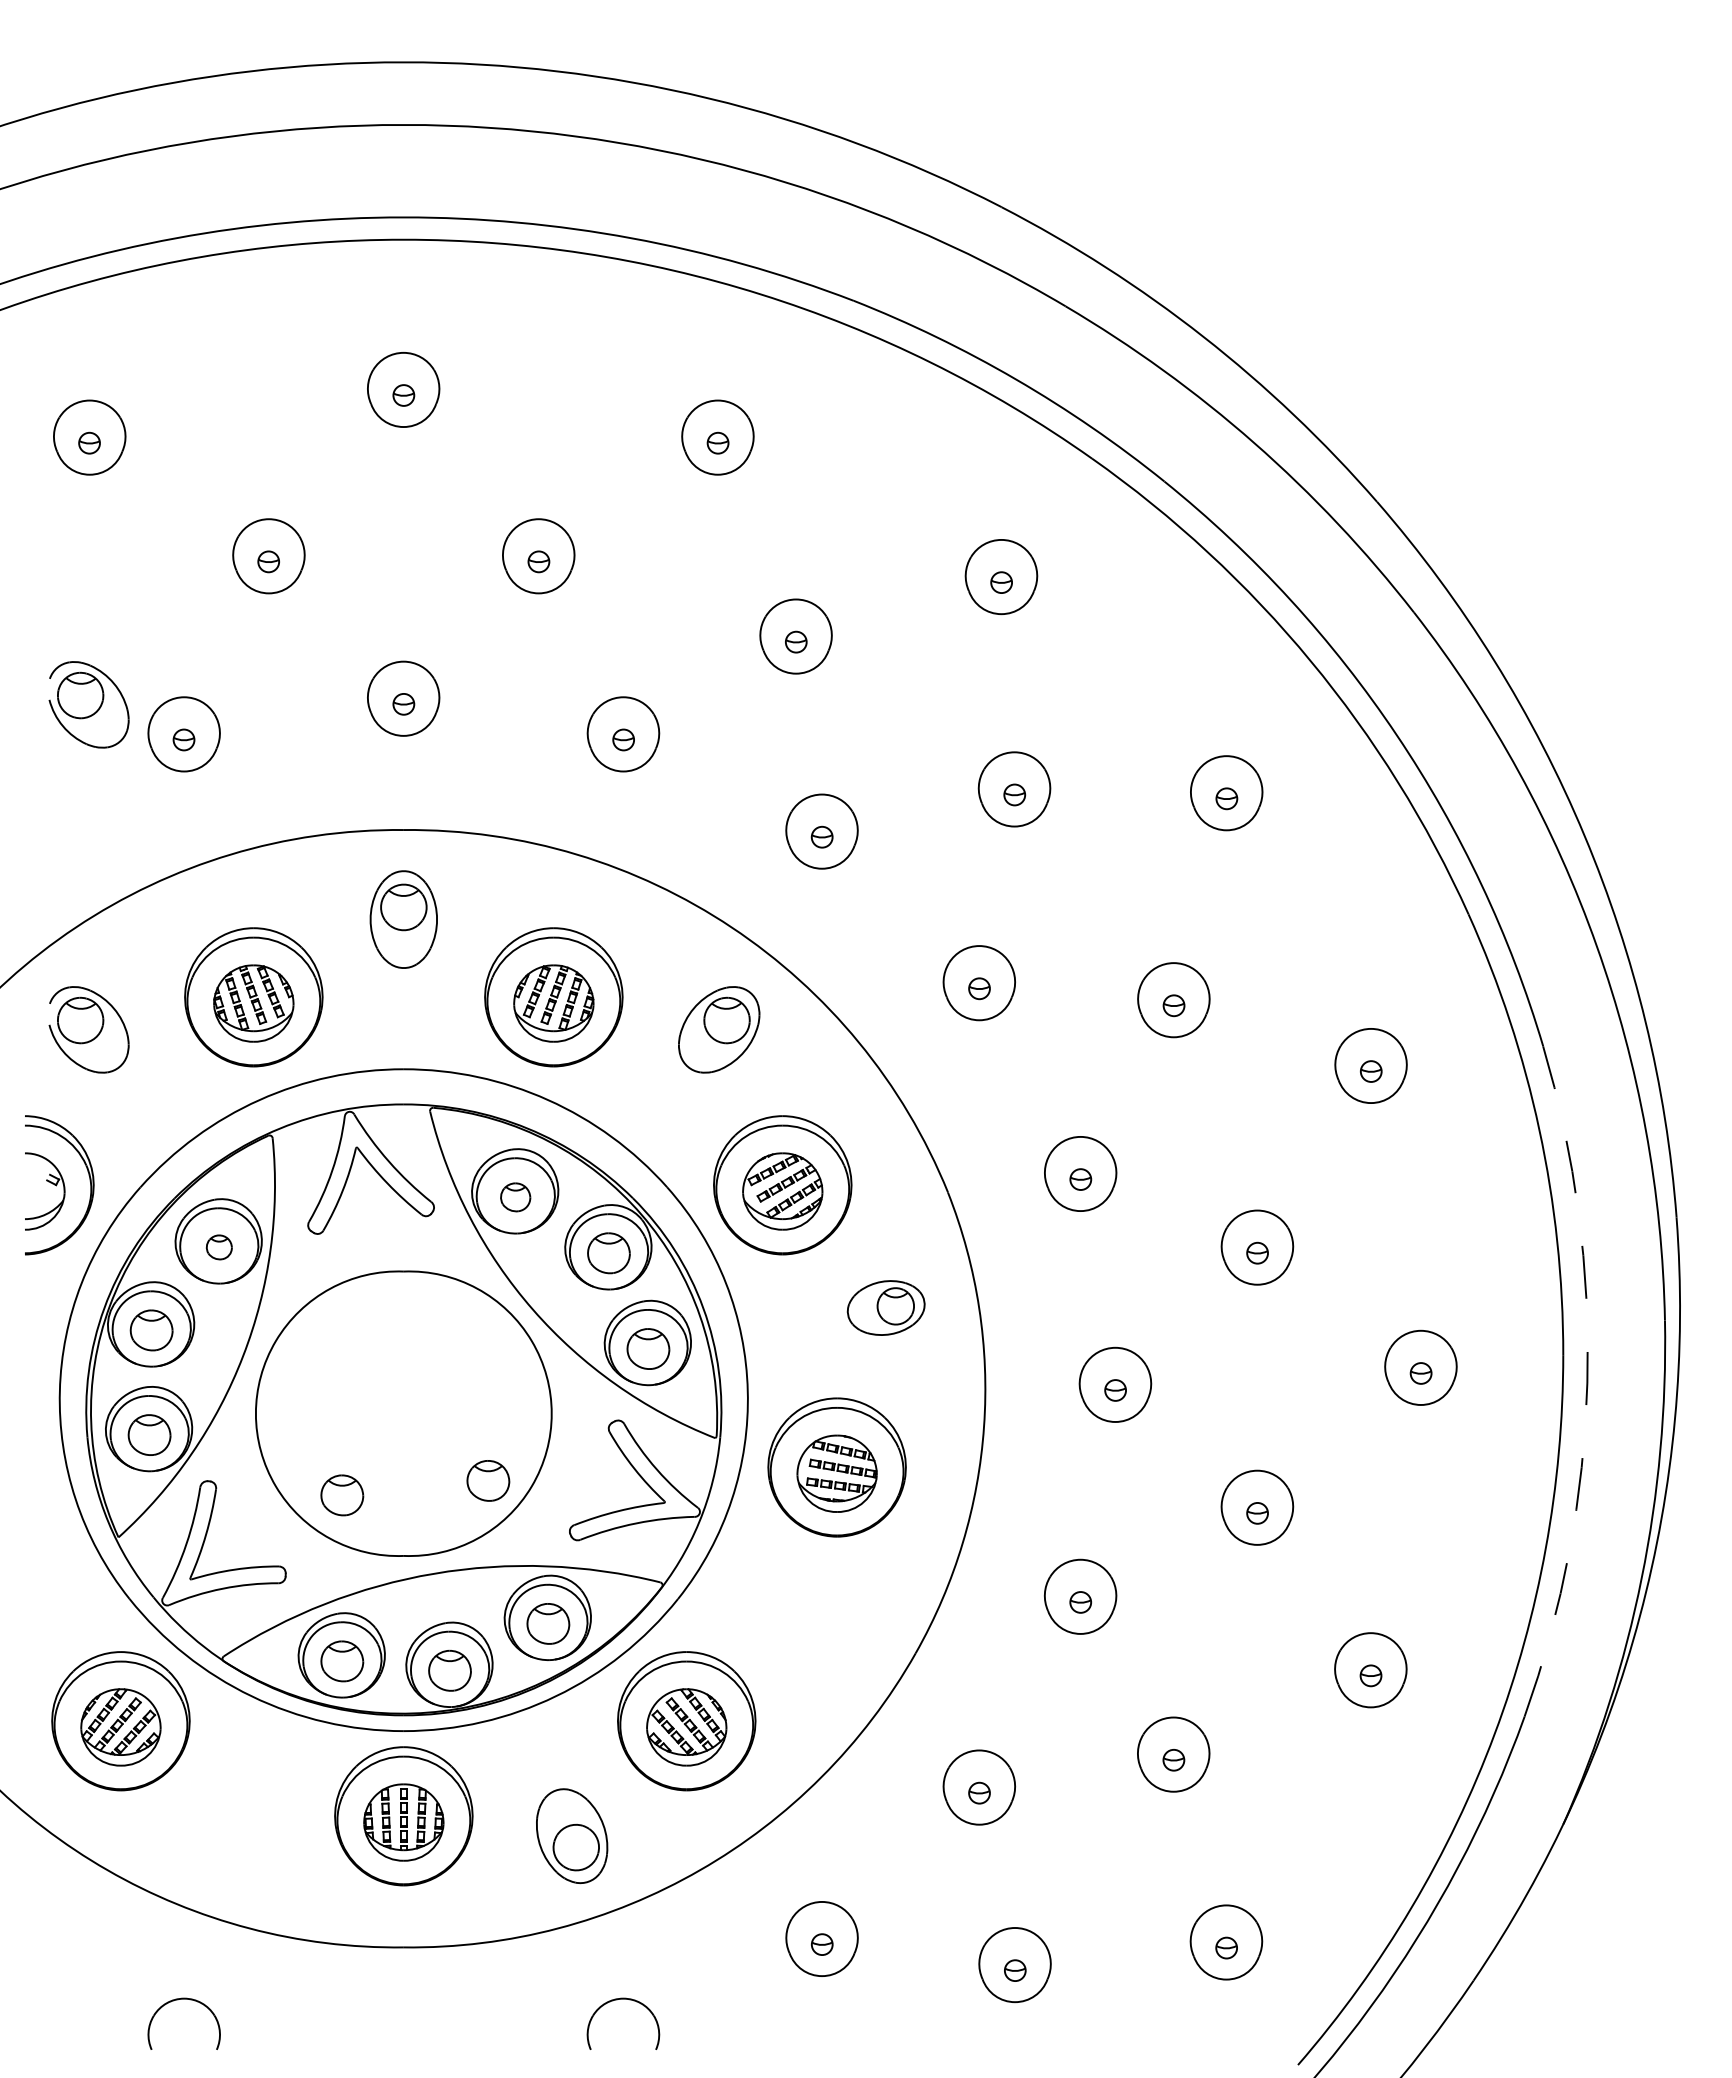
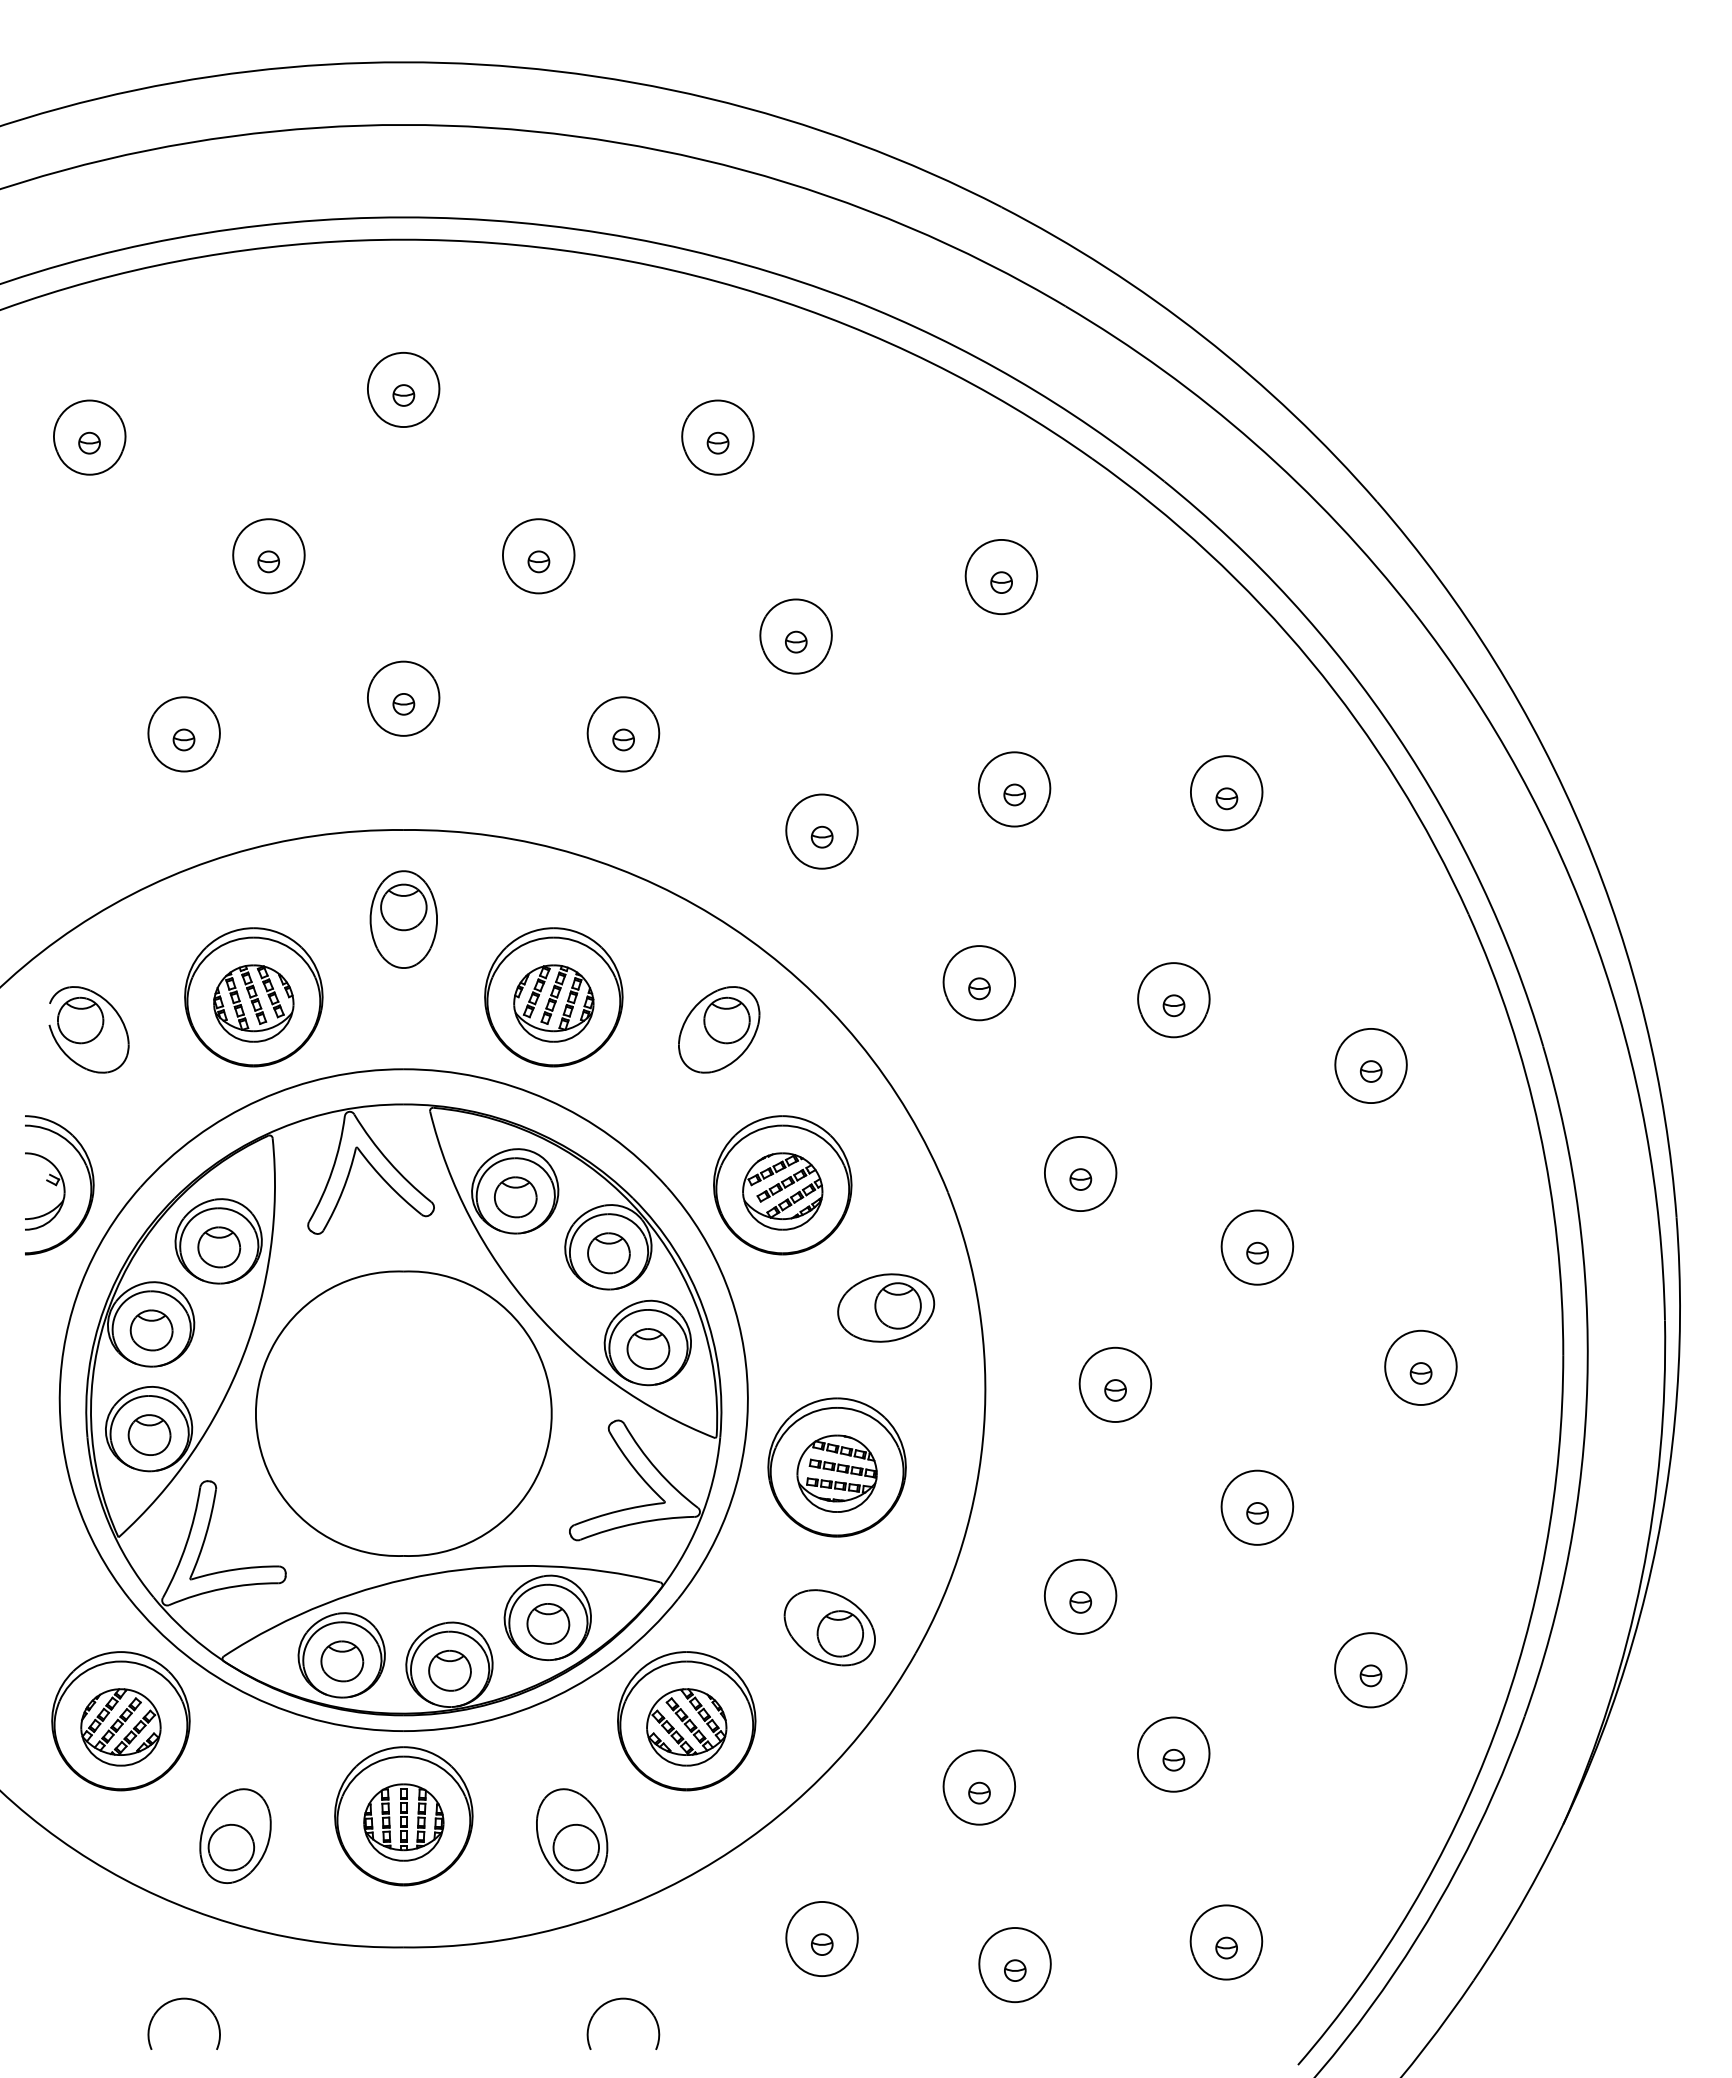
part: present -> none (88, 704)
part size: 32x31 px -> 45x43 px (515, 1197)
part size: 28x27 px -> 45x43 px (219, 1247)
part size: 80x56 px -> 99x70 px (886, 1307)
arc: dashed -> solid (1587, 1383)
part: present -> none (488, 1480)
part: present -> none (342, 1495)
part: none -> present (829, 1627)
part: none -> present (235, 1835)
